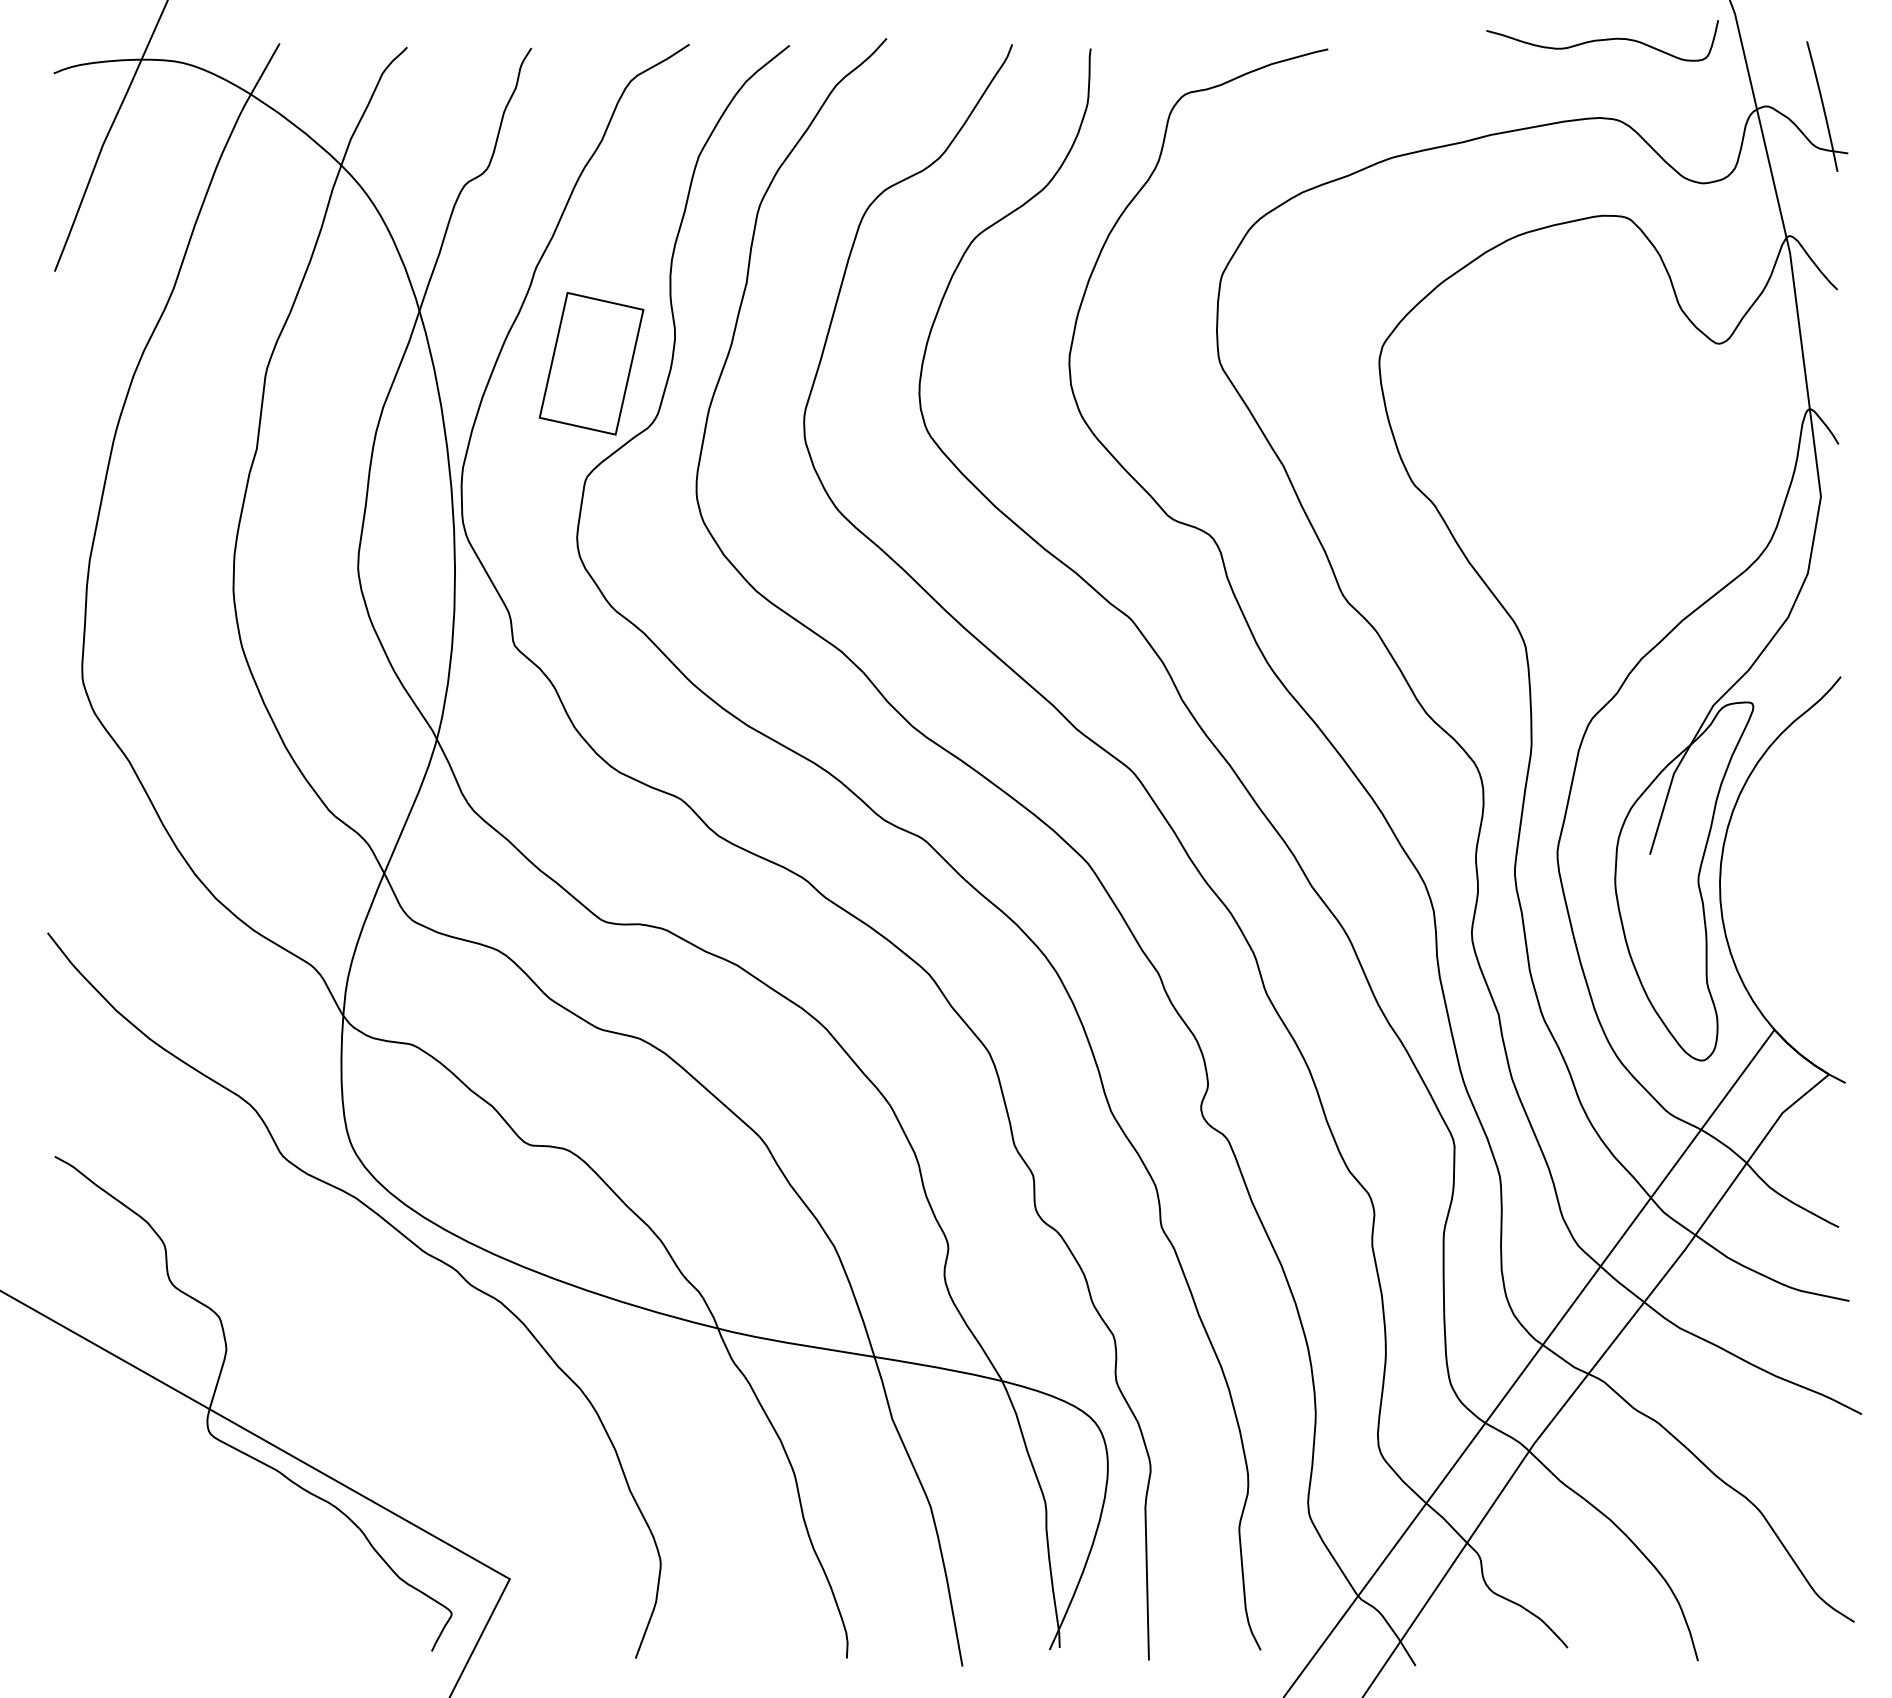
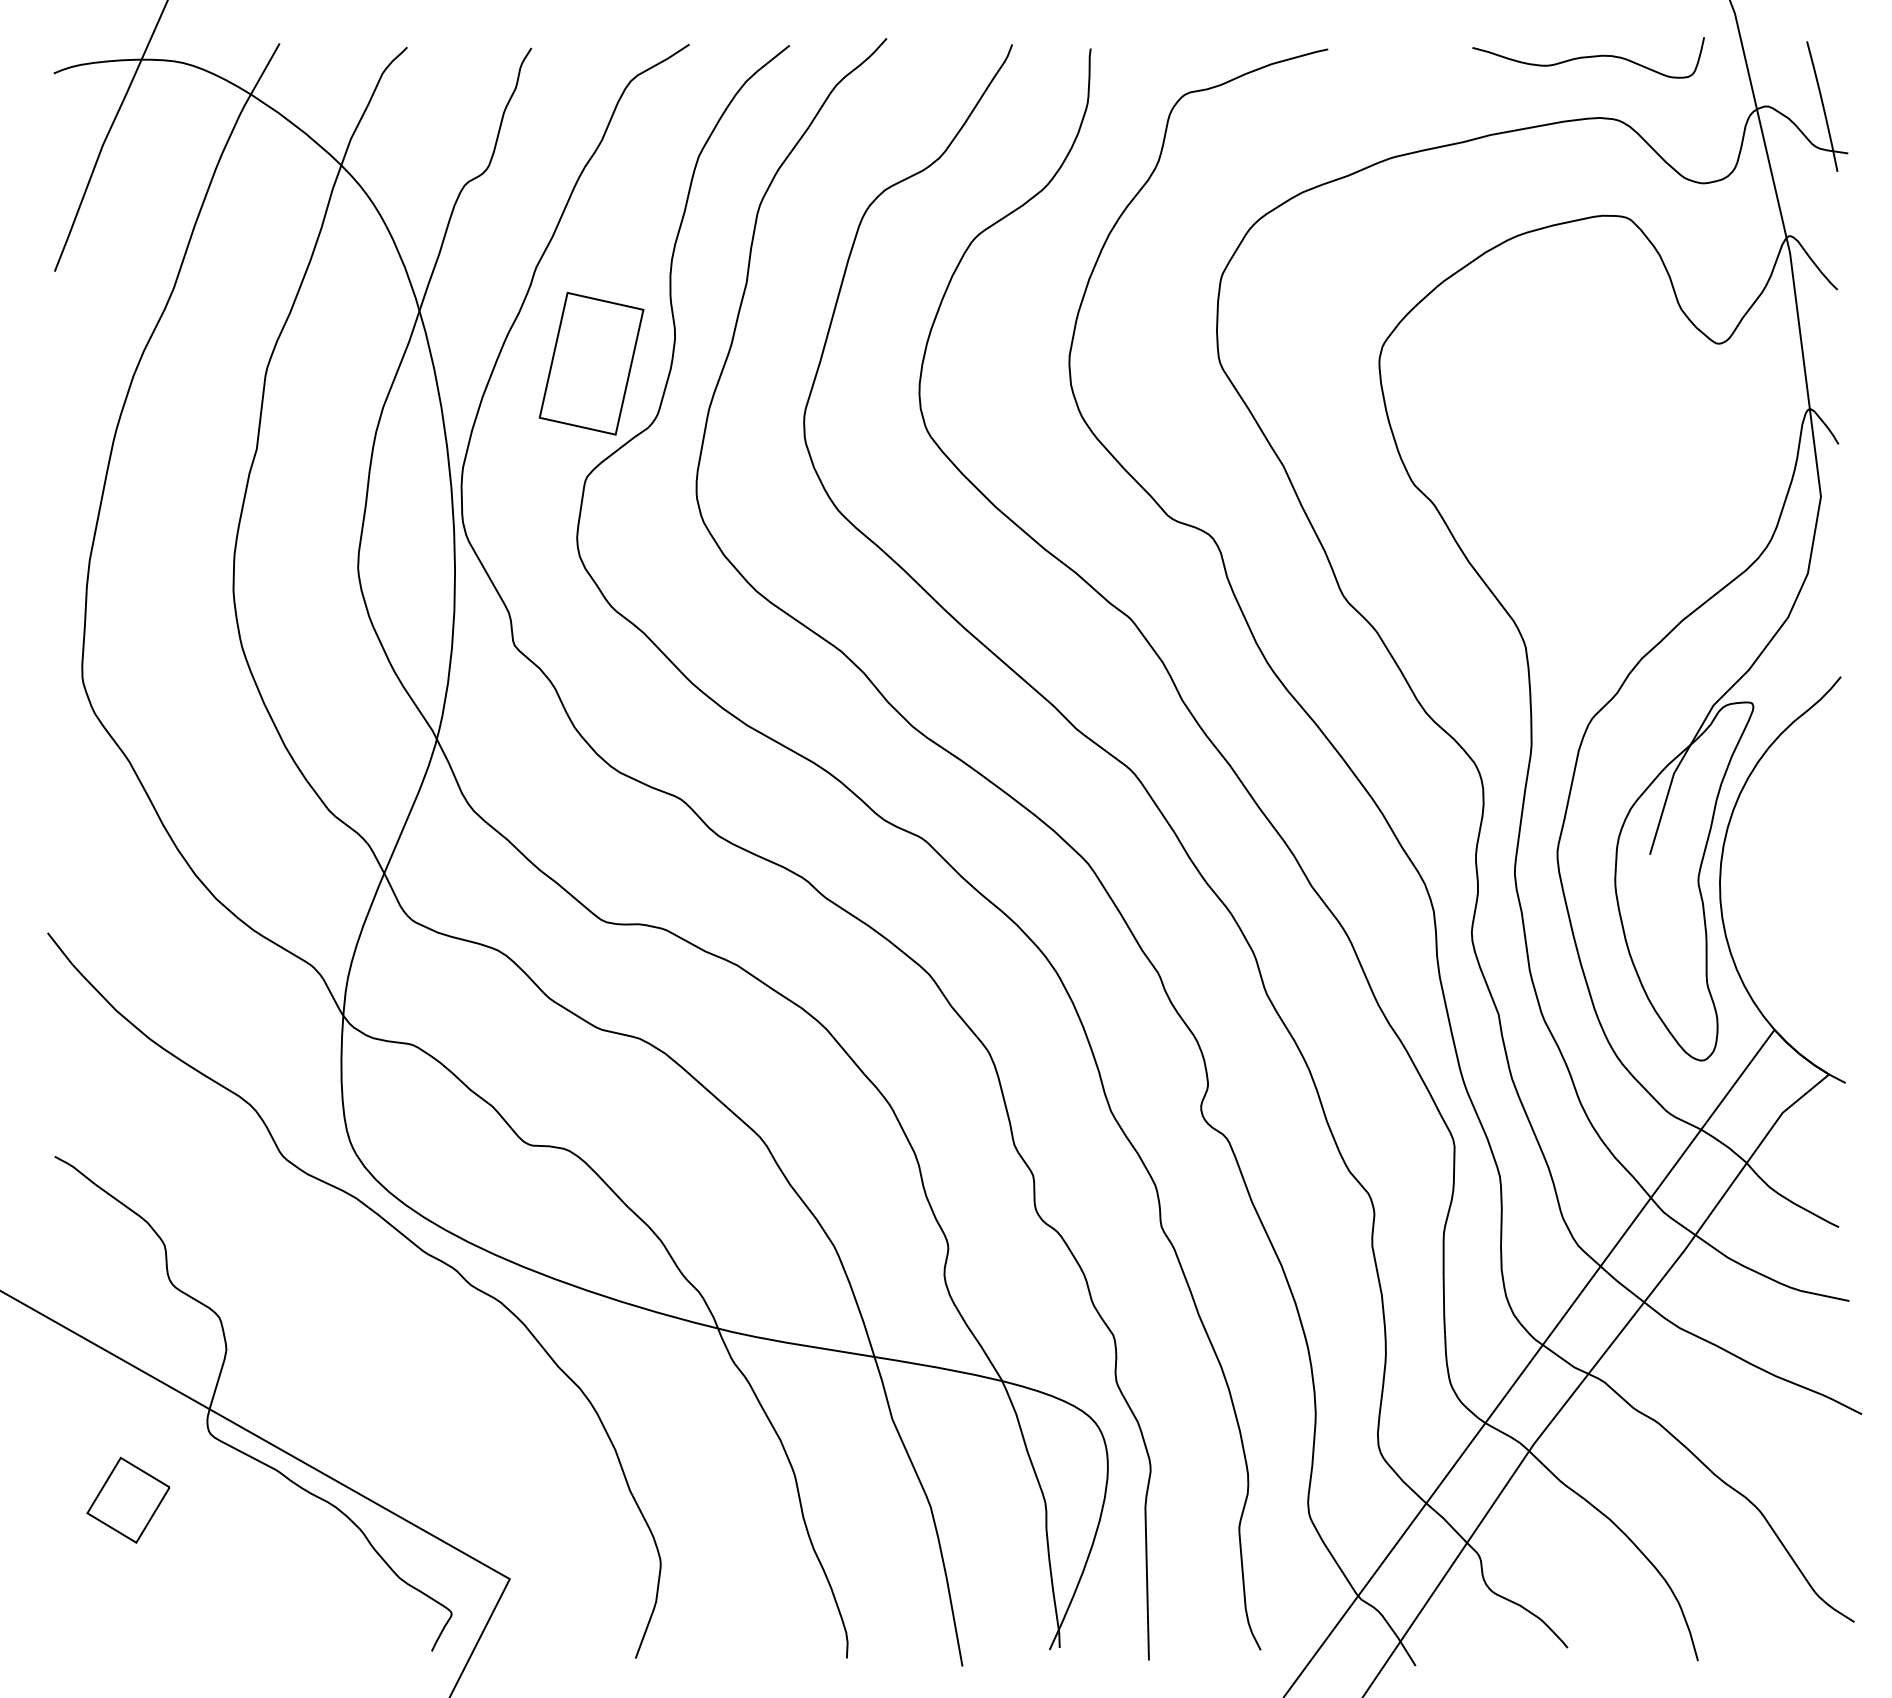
curve position: (1602, 40) -> (1588, 57) (1588, 57)
part: none -> present (128, 1499)
